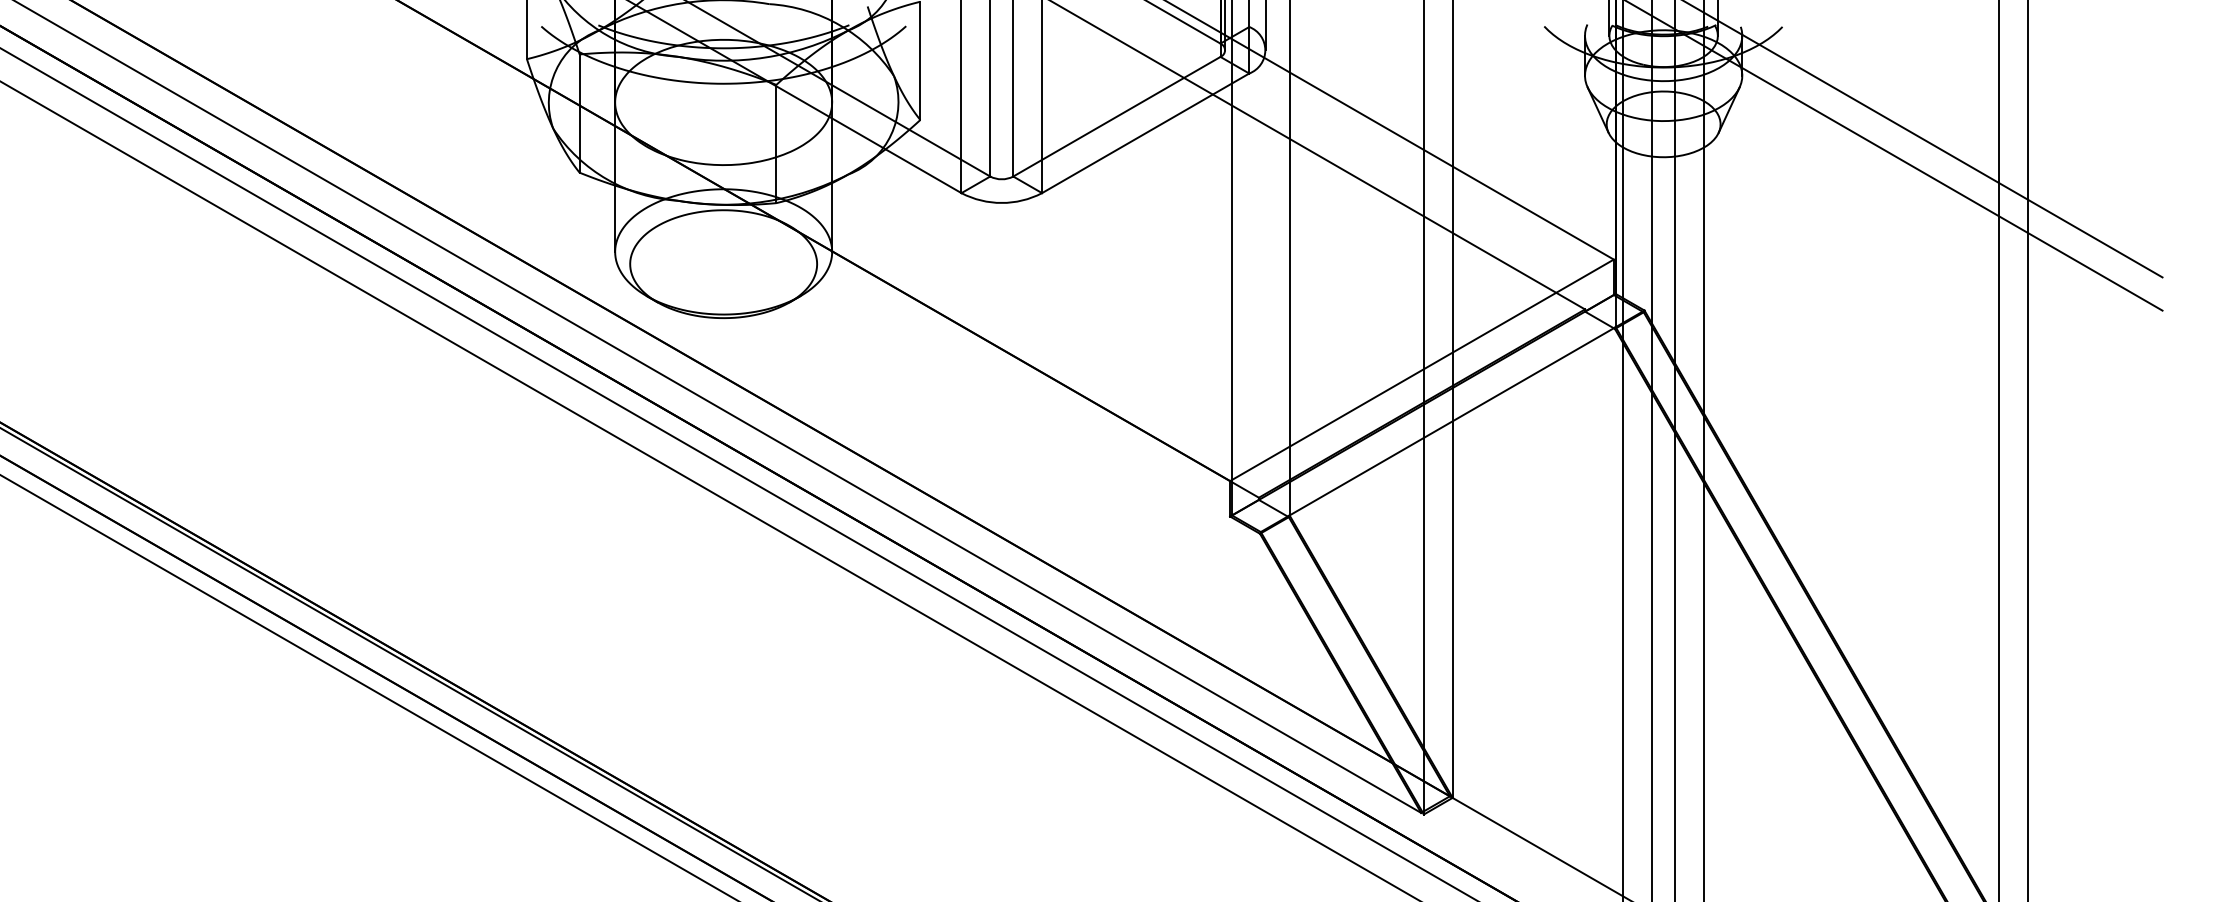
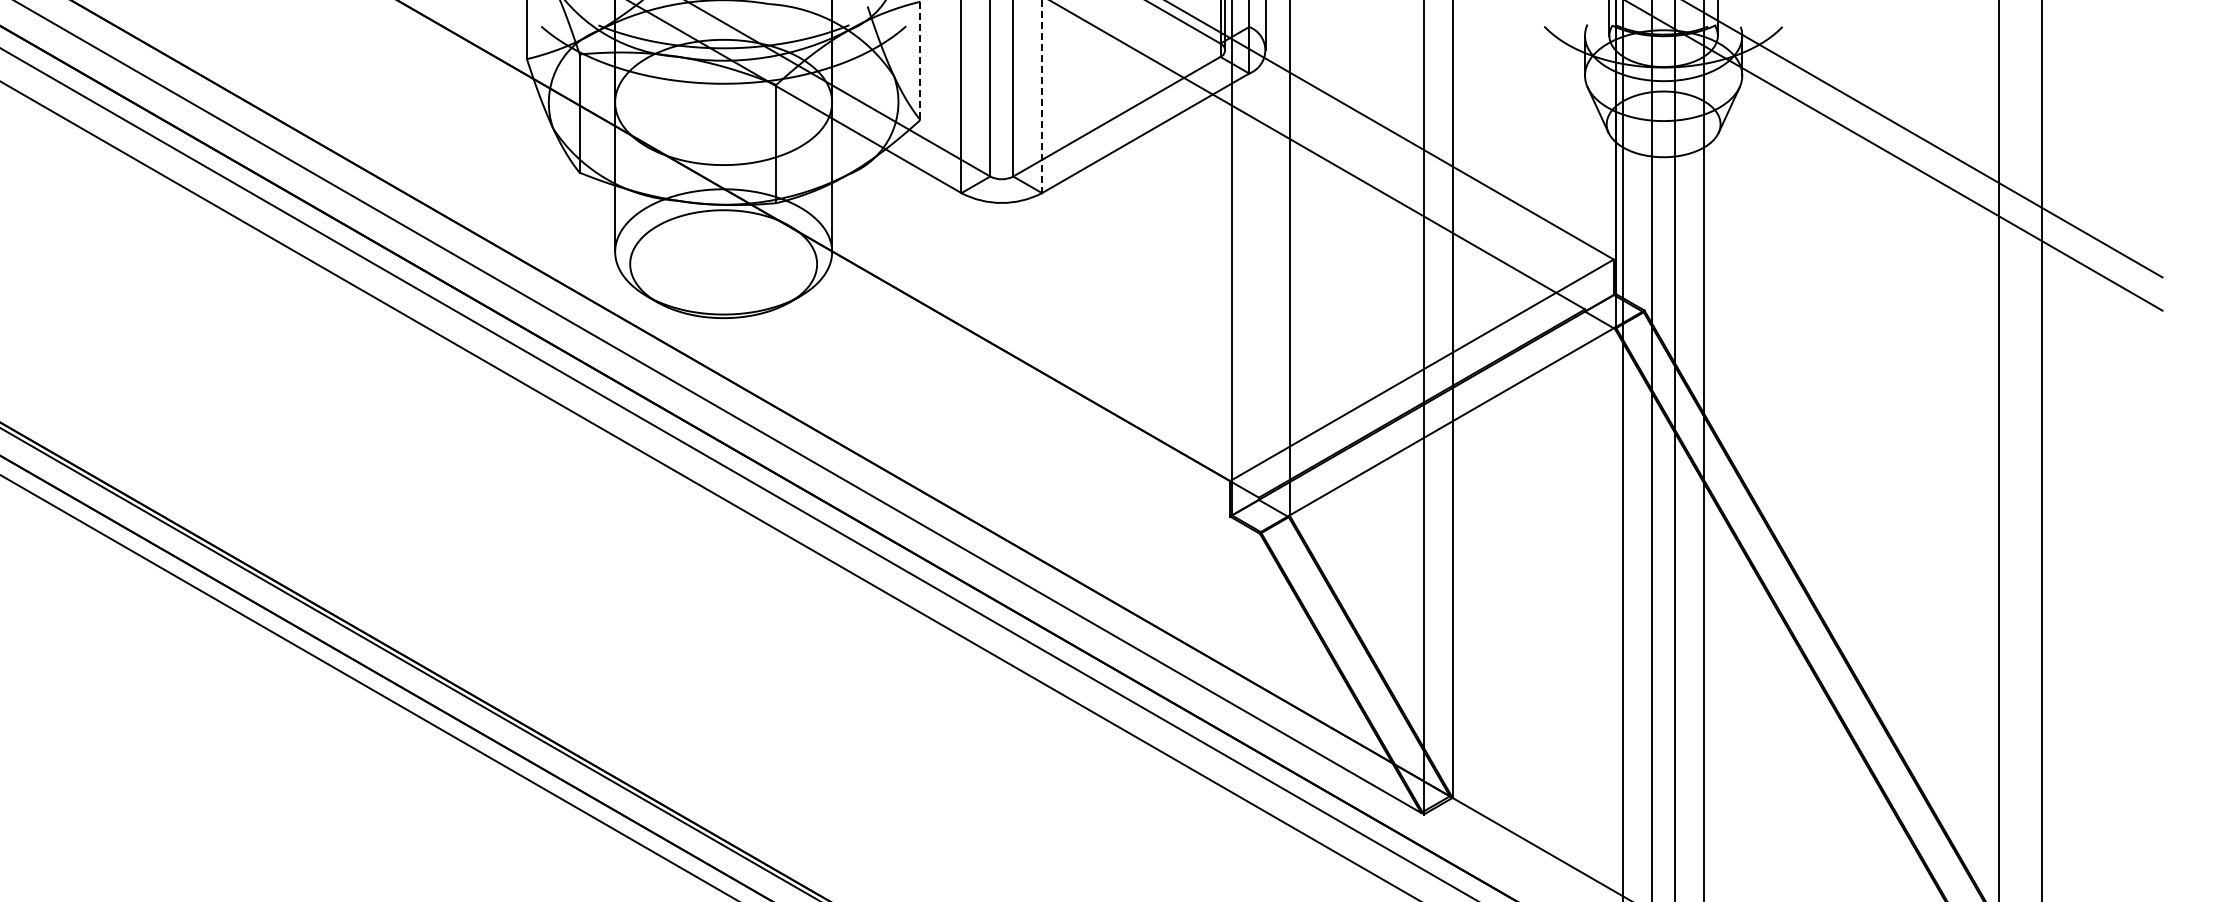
line: solid -> dashed (920, 61)
line: solid -> dashed (1042, 97)
line position: (2028, 450) -> (2042, 450) (2042, 450)
